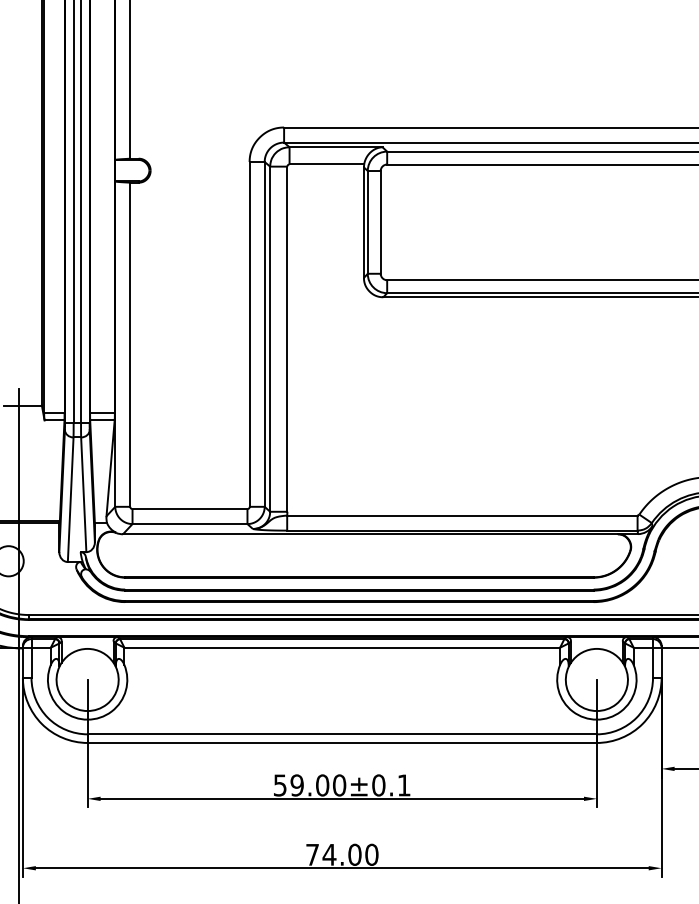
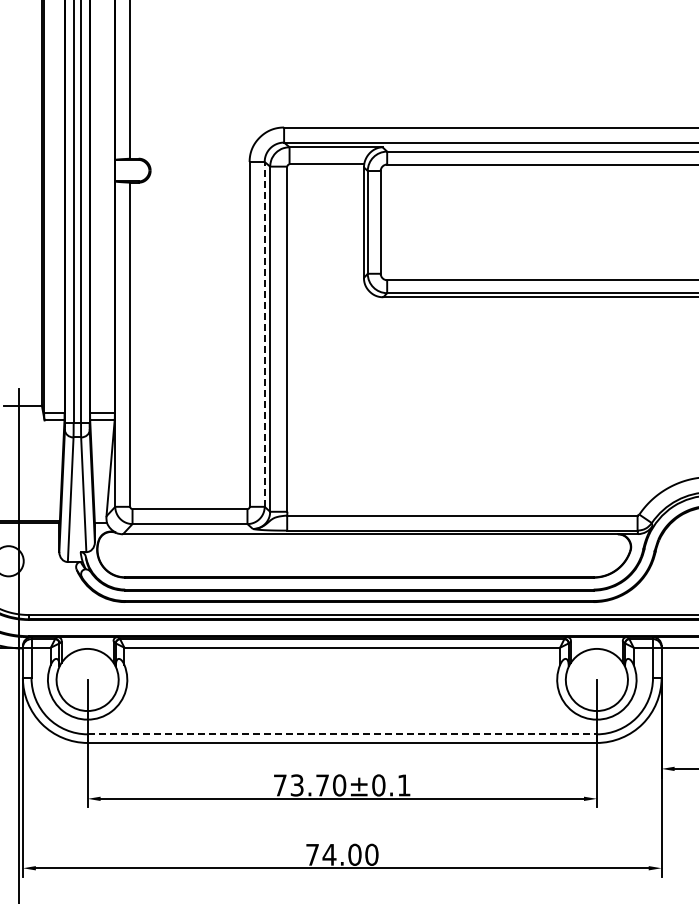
line: solid -> dashed (264, 333)
line: solid -> dashed (342, 734)
text: 59.00±0.1 -> 73.70±0.1 (301, 785)
